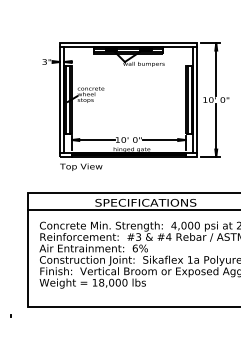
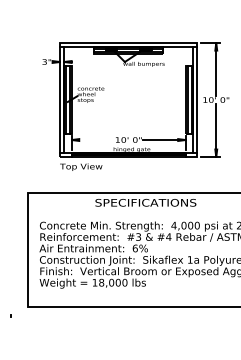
line: present -> none (92, 140)
line: present -> none (132, 210)
